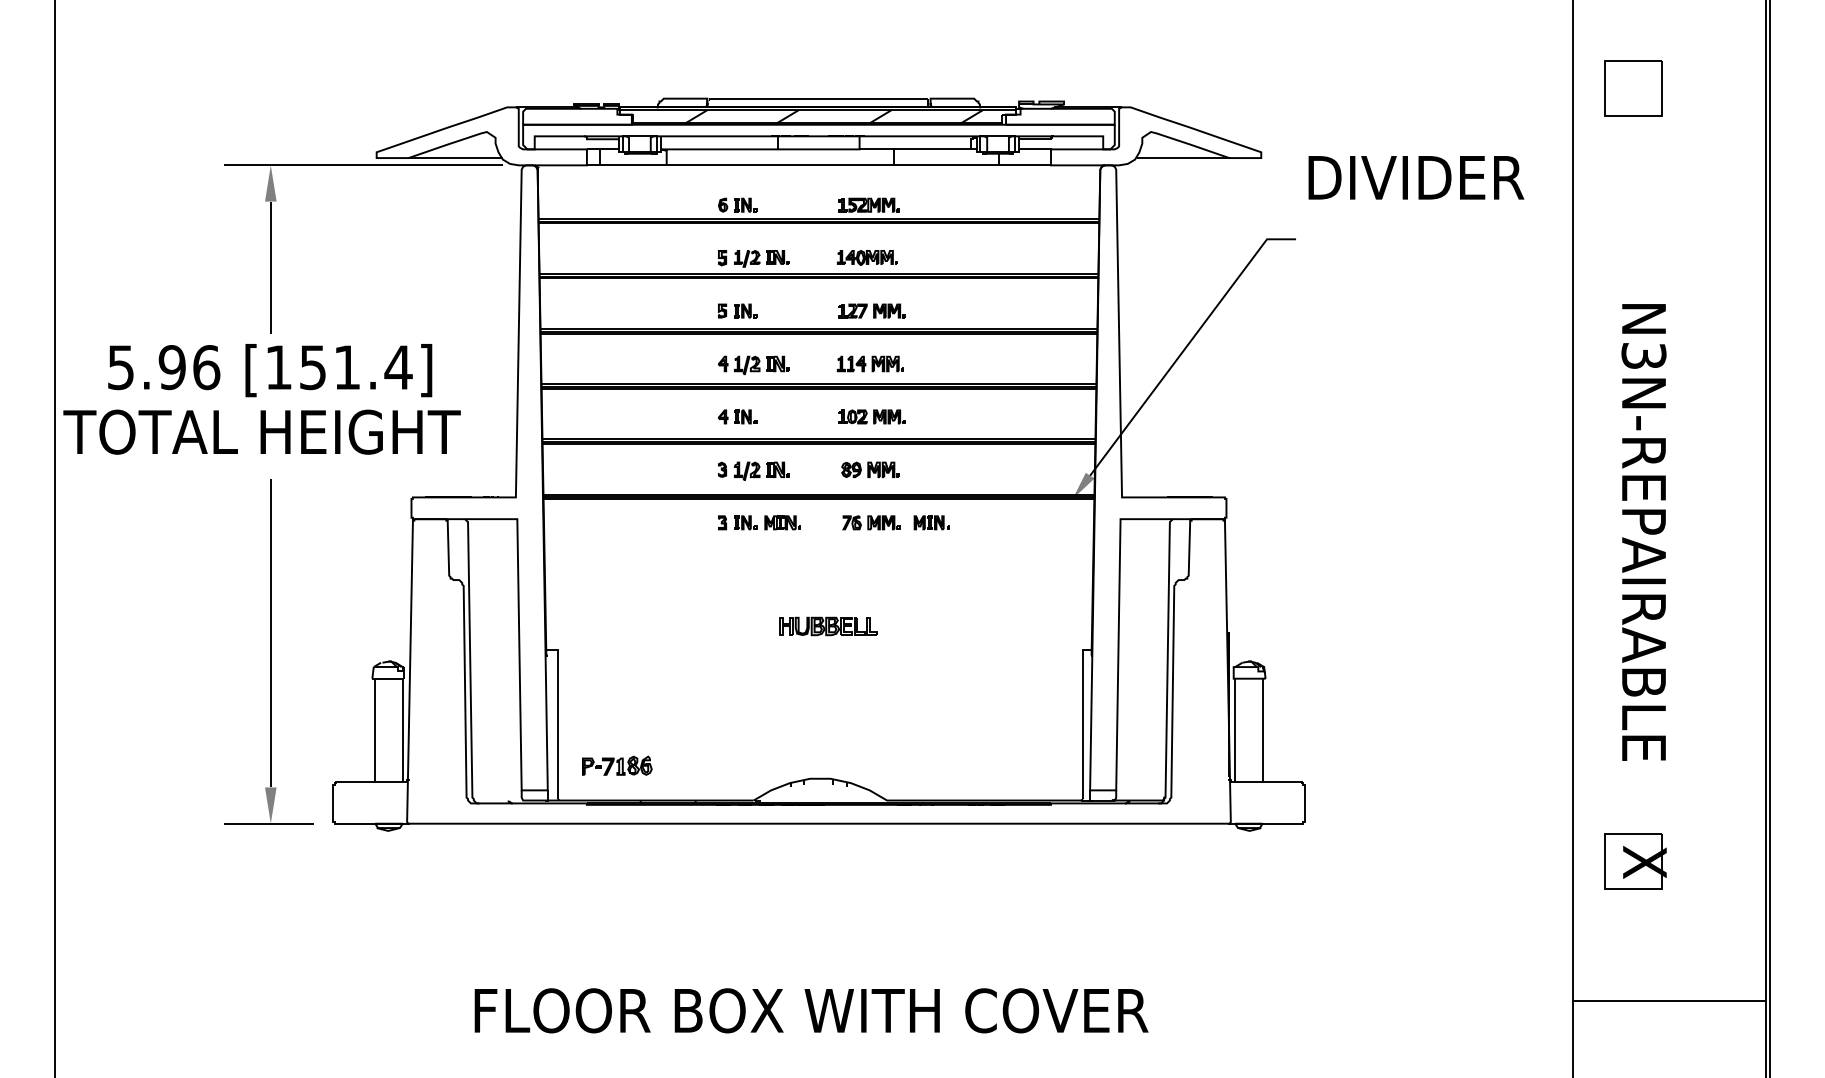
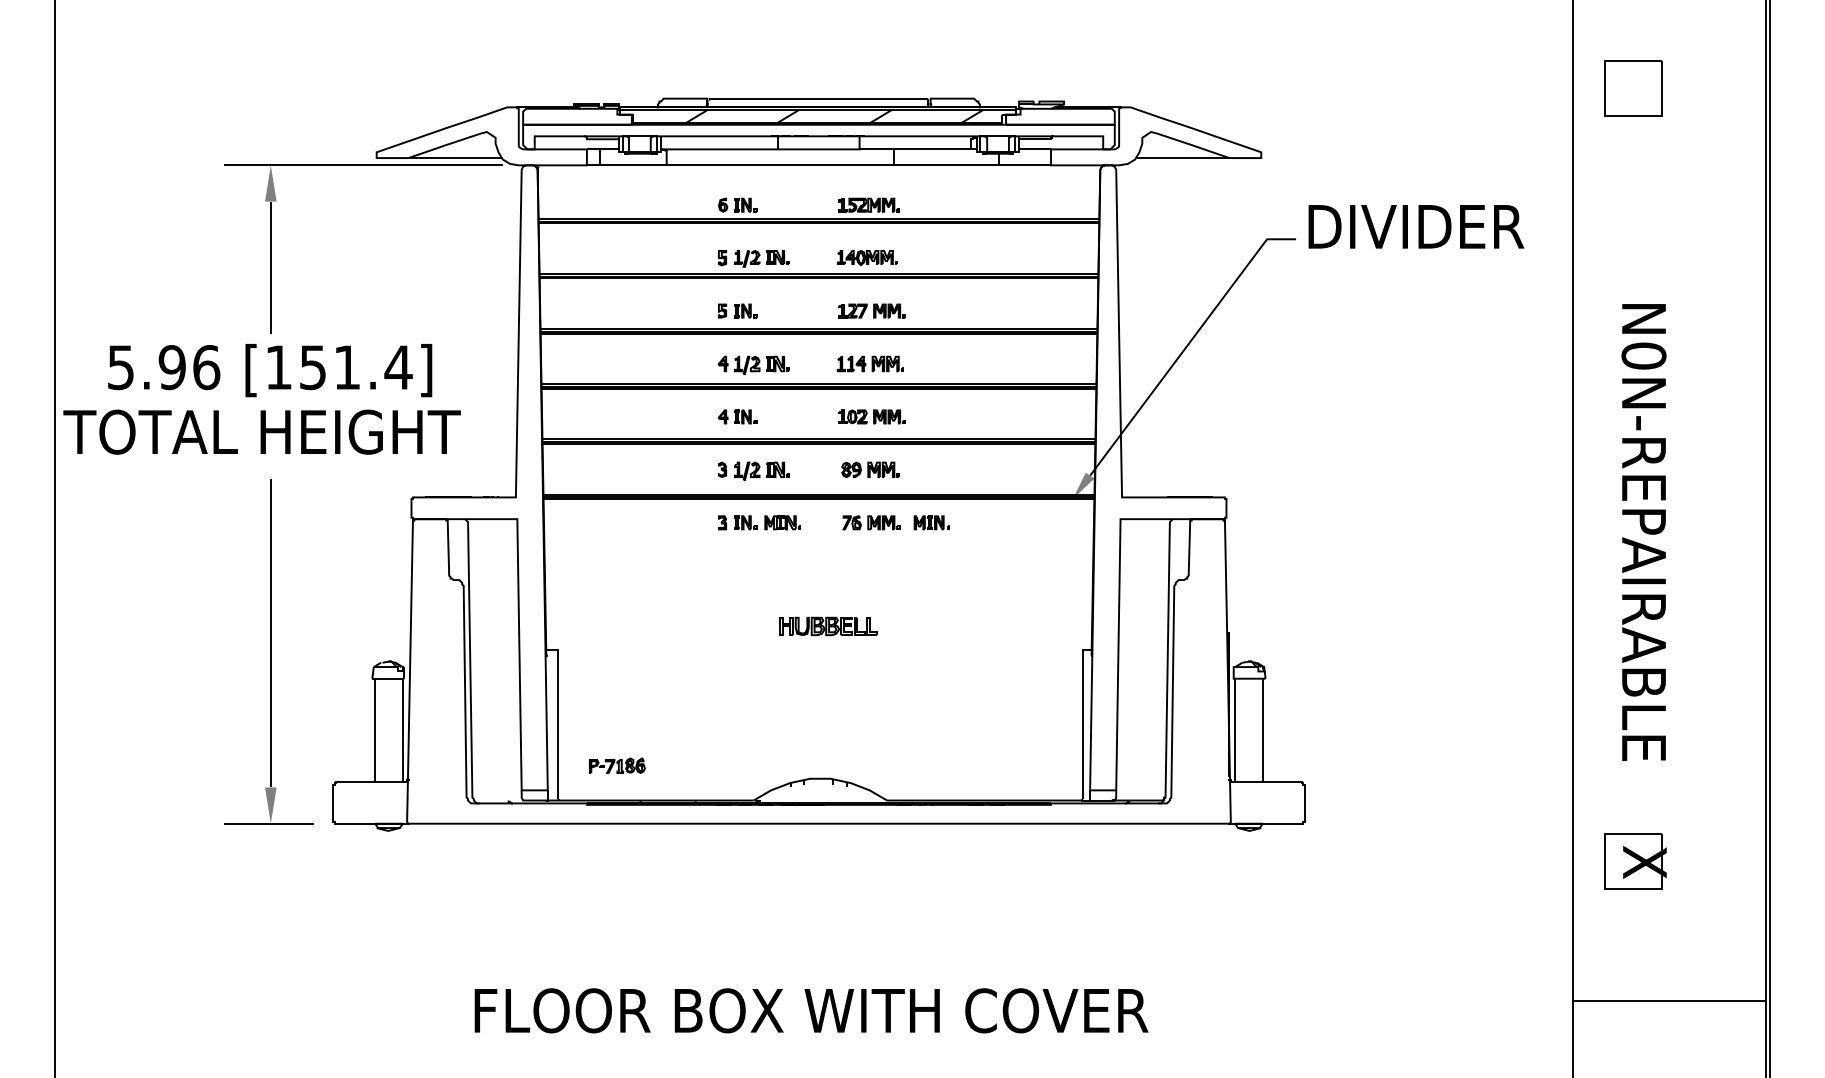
text position: (1416, 177) -> (1416, 226) (1416, 226)
text: N3N-REPAIRABLE -> N0N-REPAIRABLE (1643, 355)
part size: 71x21 px -> 57x17 px (617, 765)
